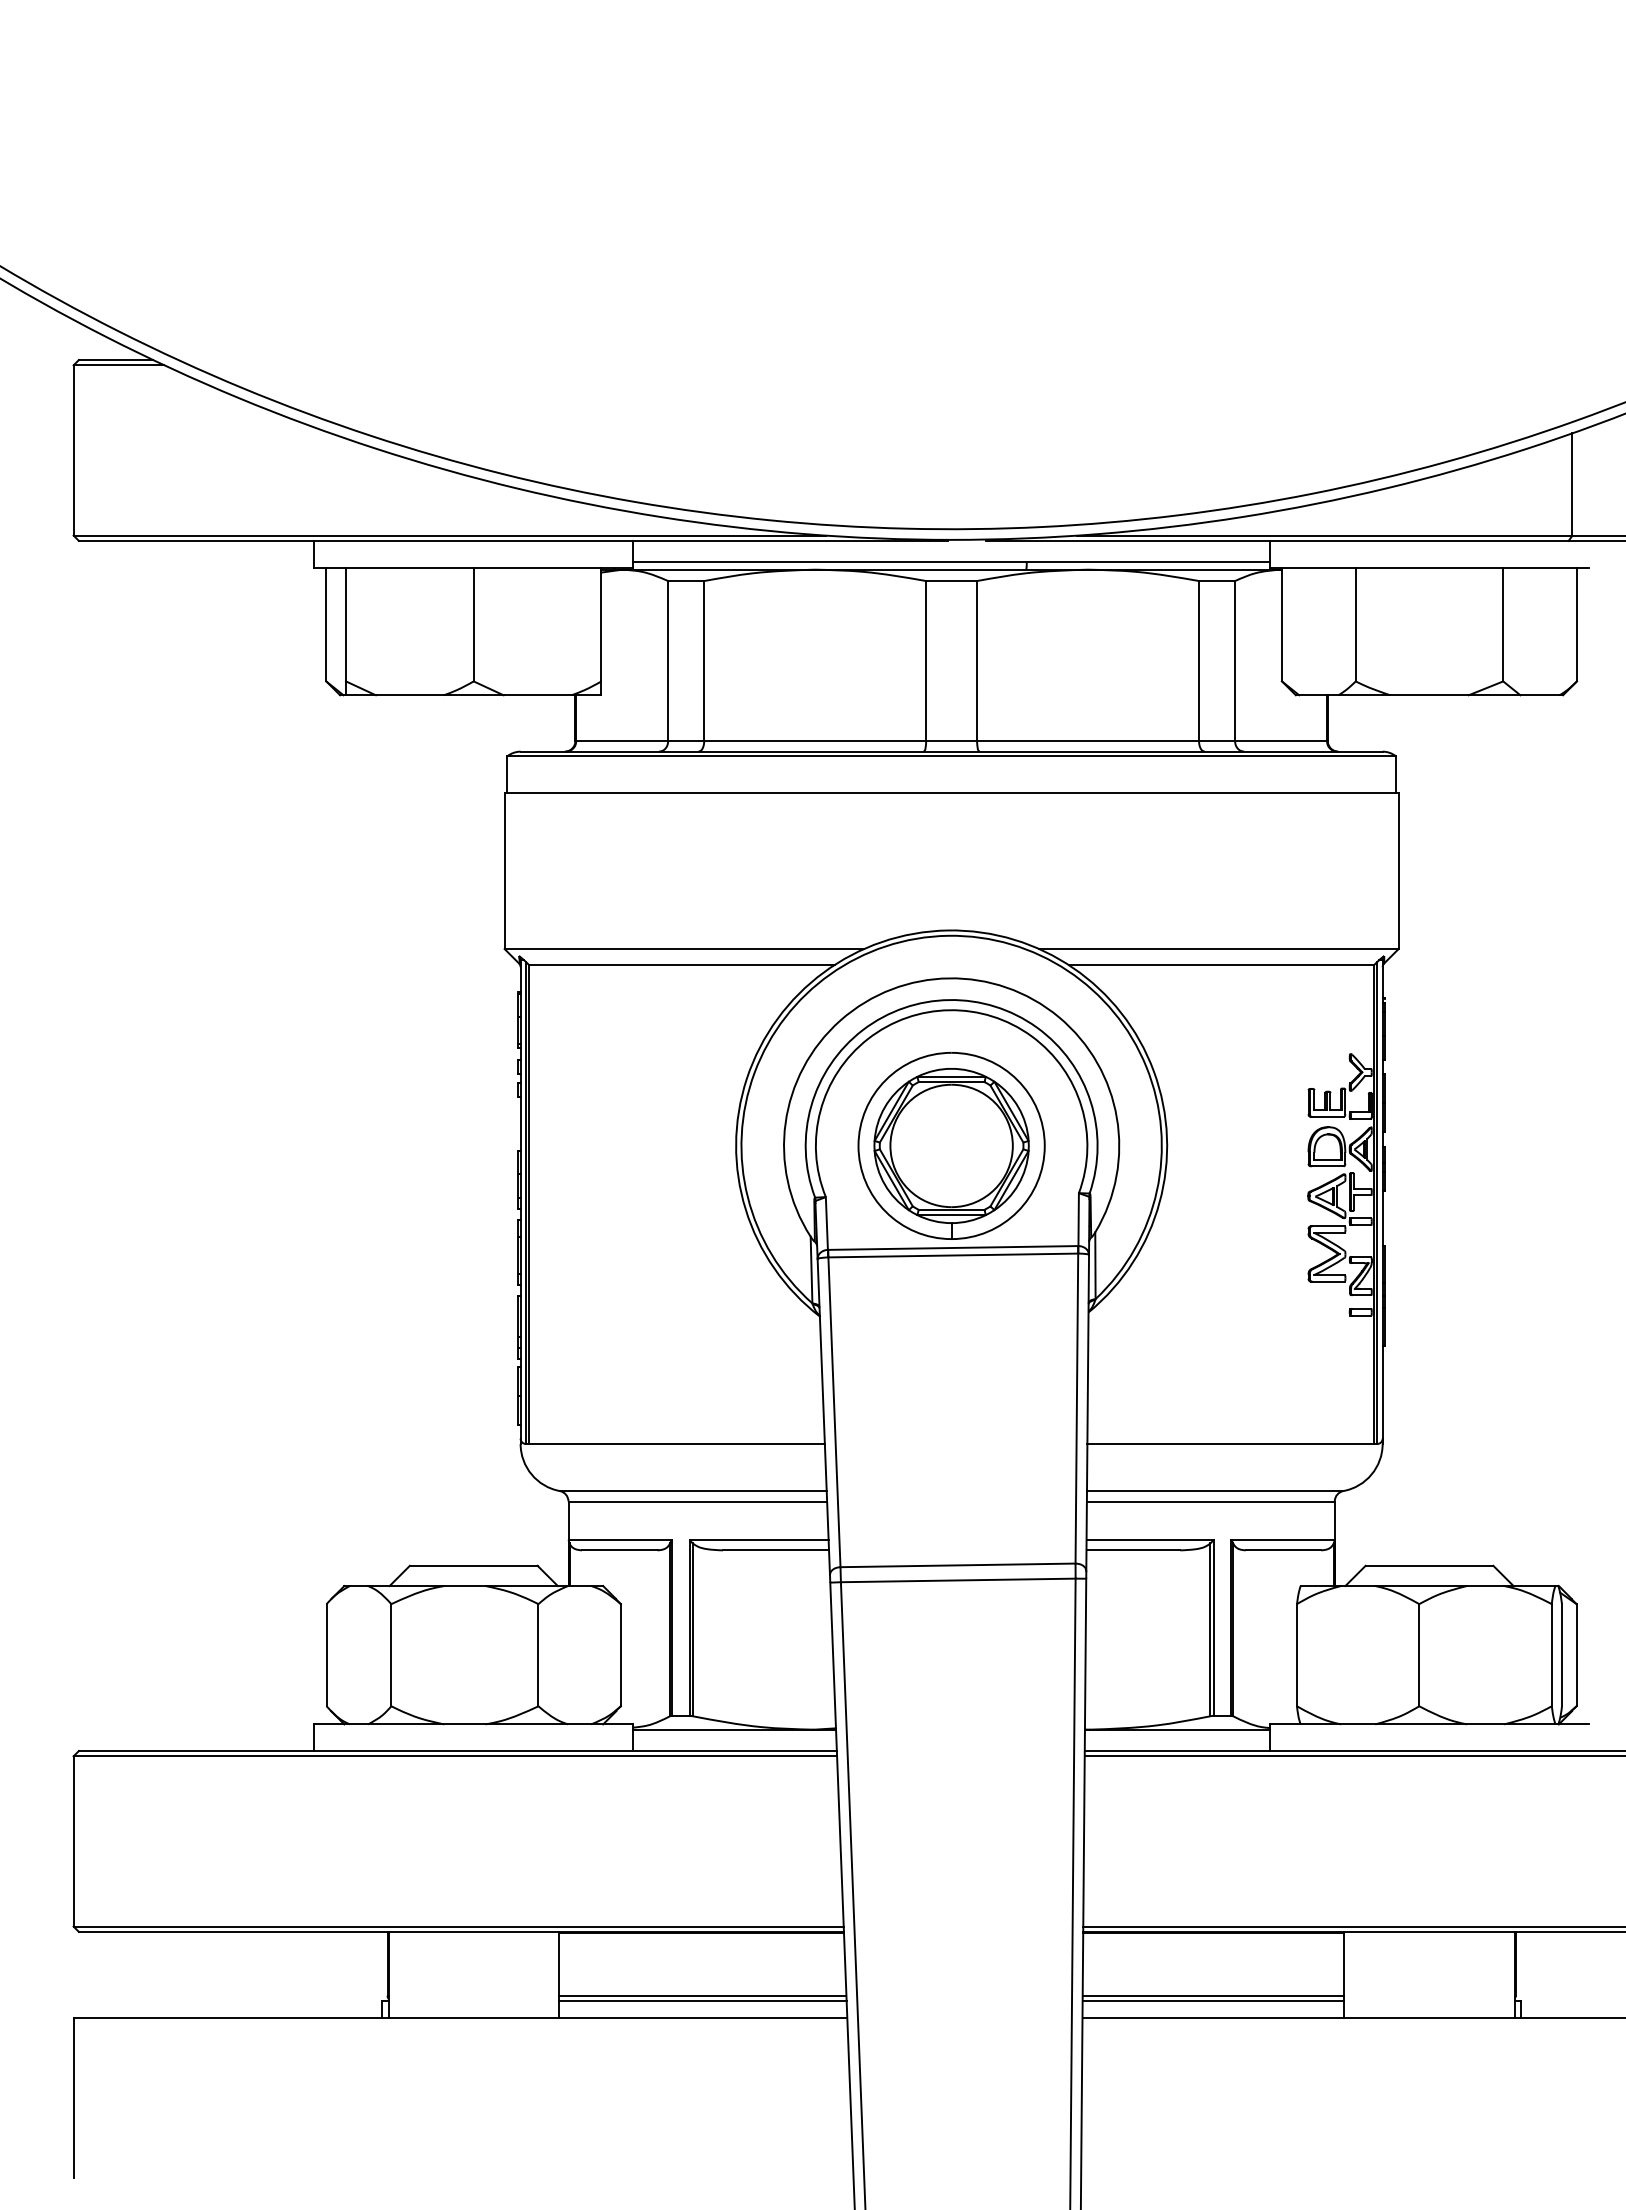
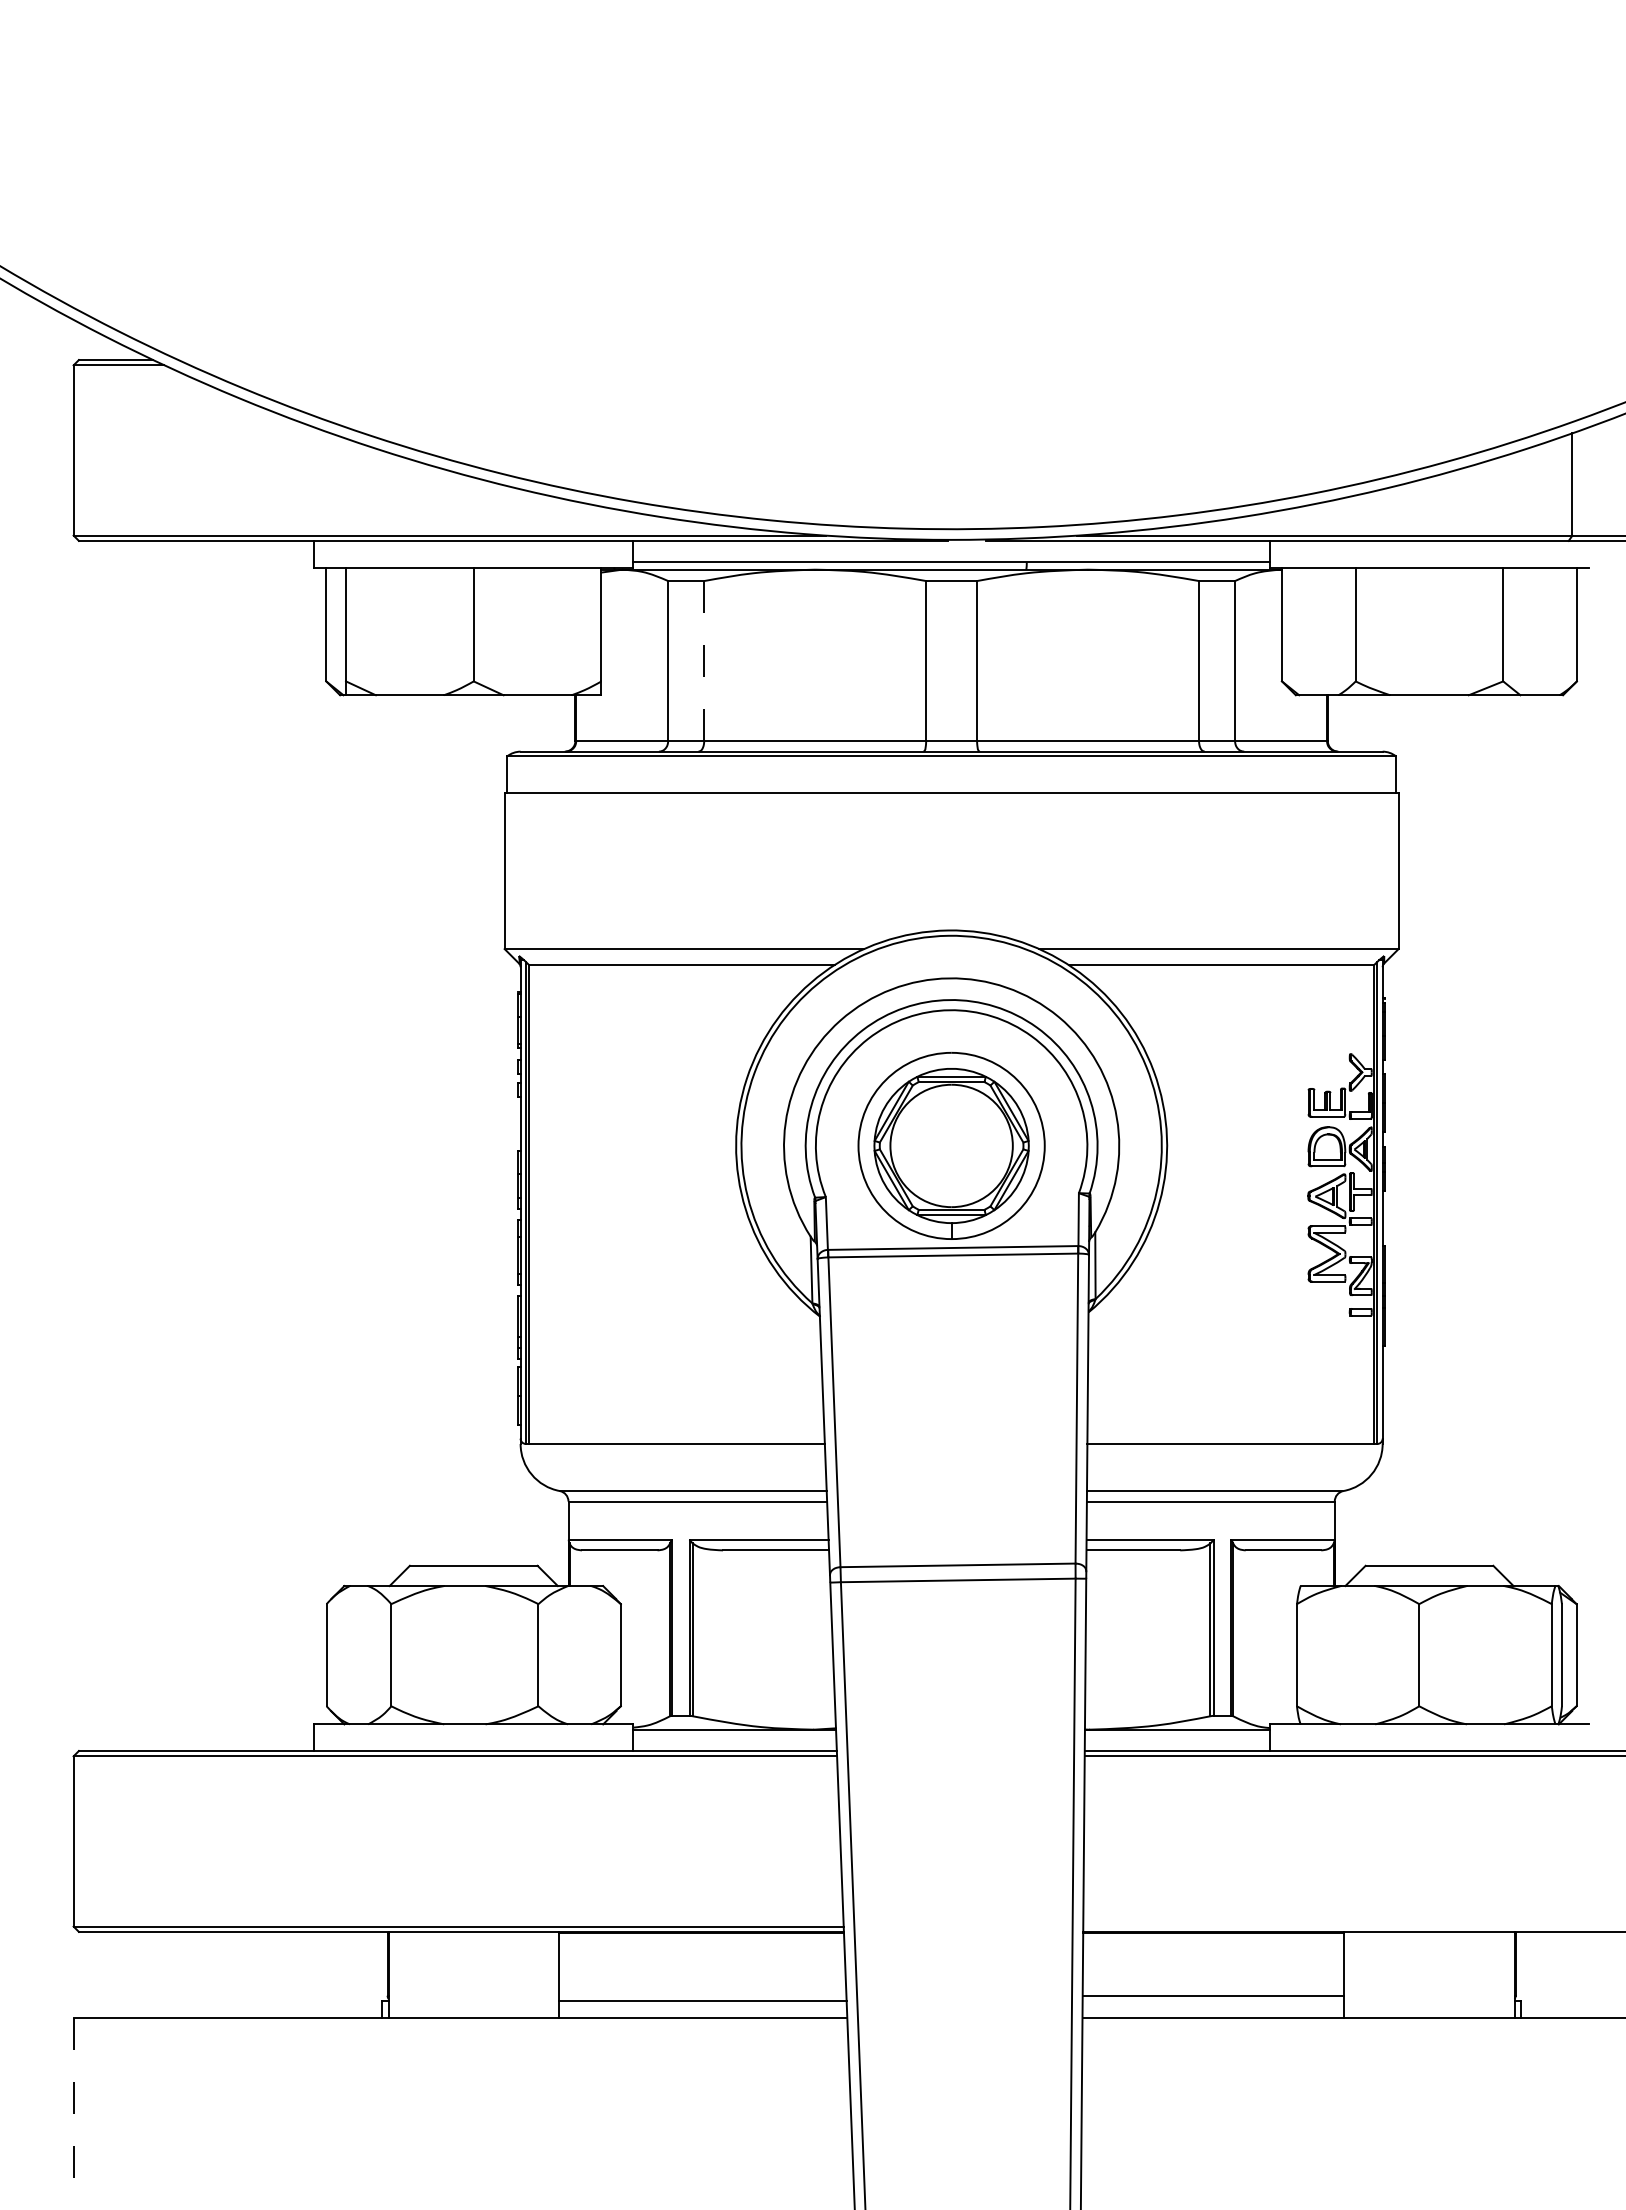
line: solid -> dashed (704, 661)
line: present -> none (1352, 1926)
line: present -> none (702, 1995)
line: present -> none (1213, 2001)
line: solid -> dashed (73, 2097)
